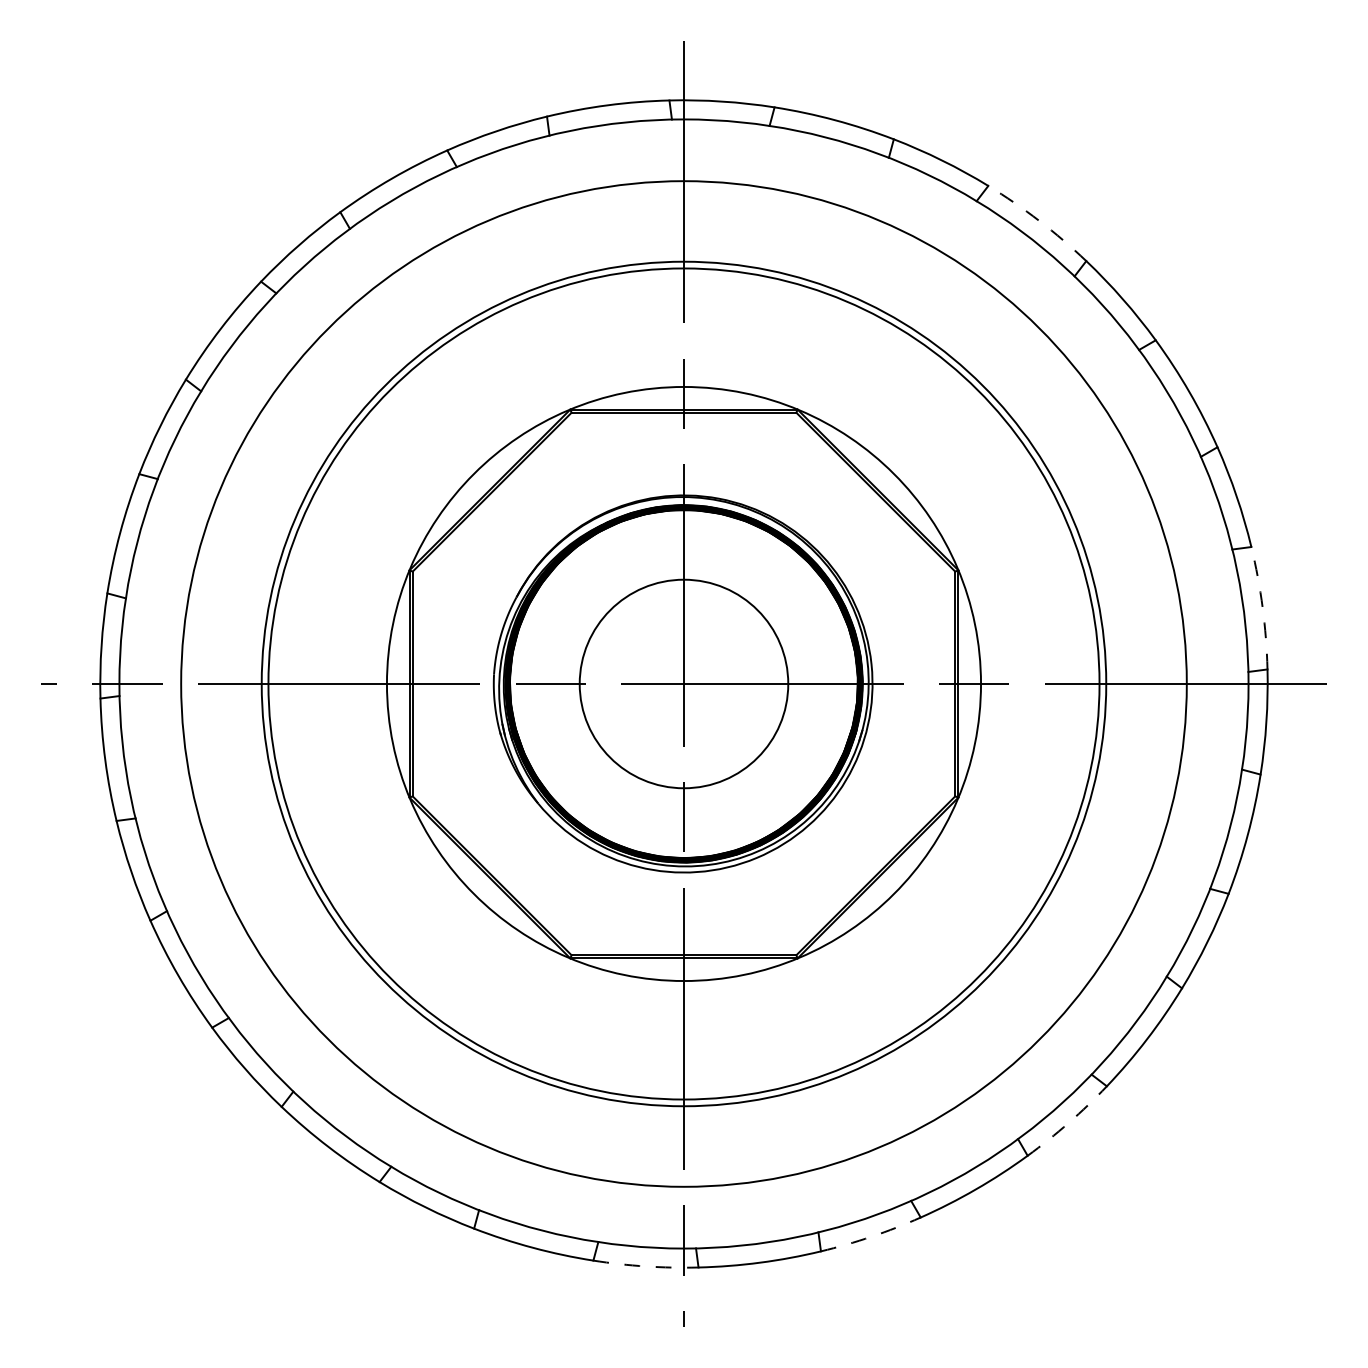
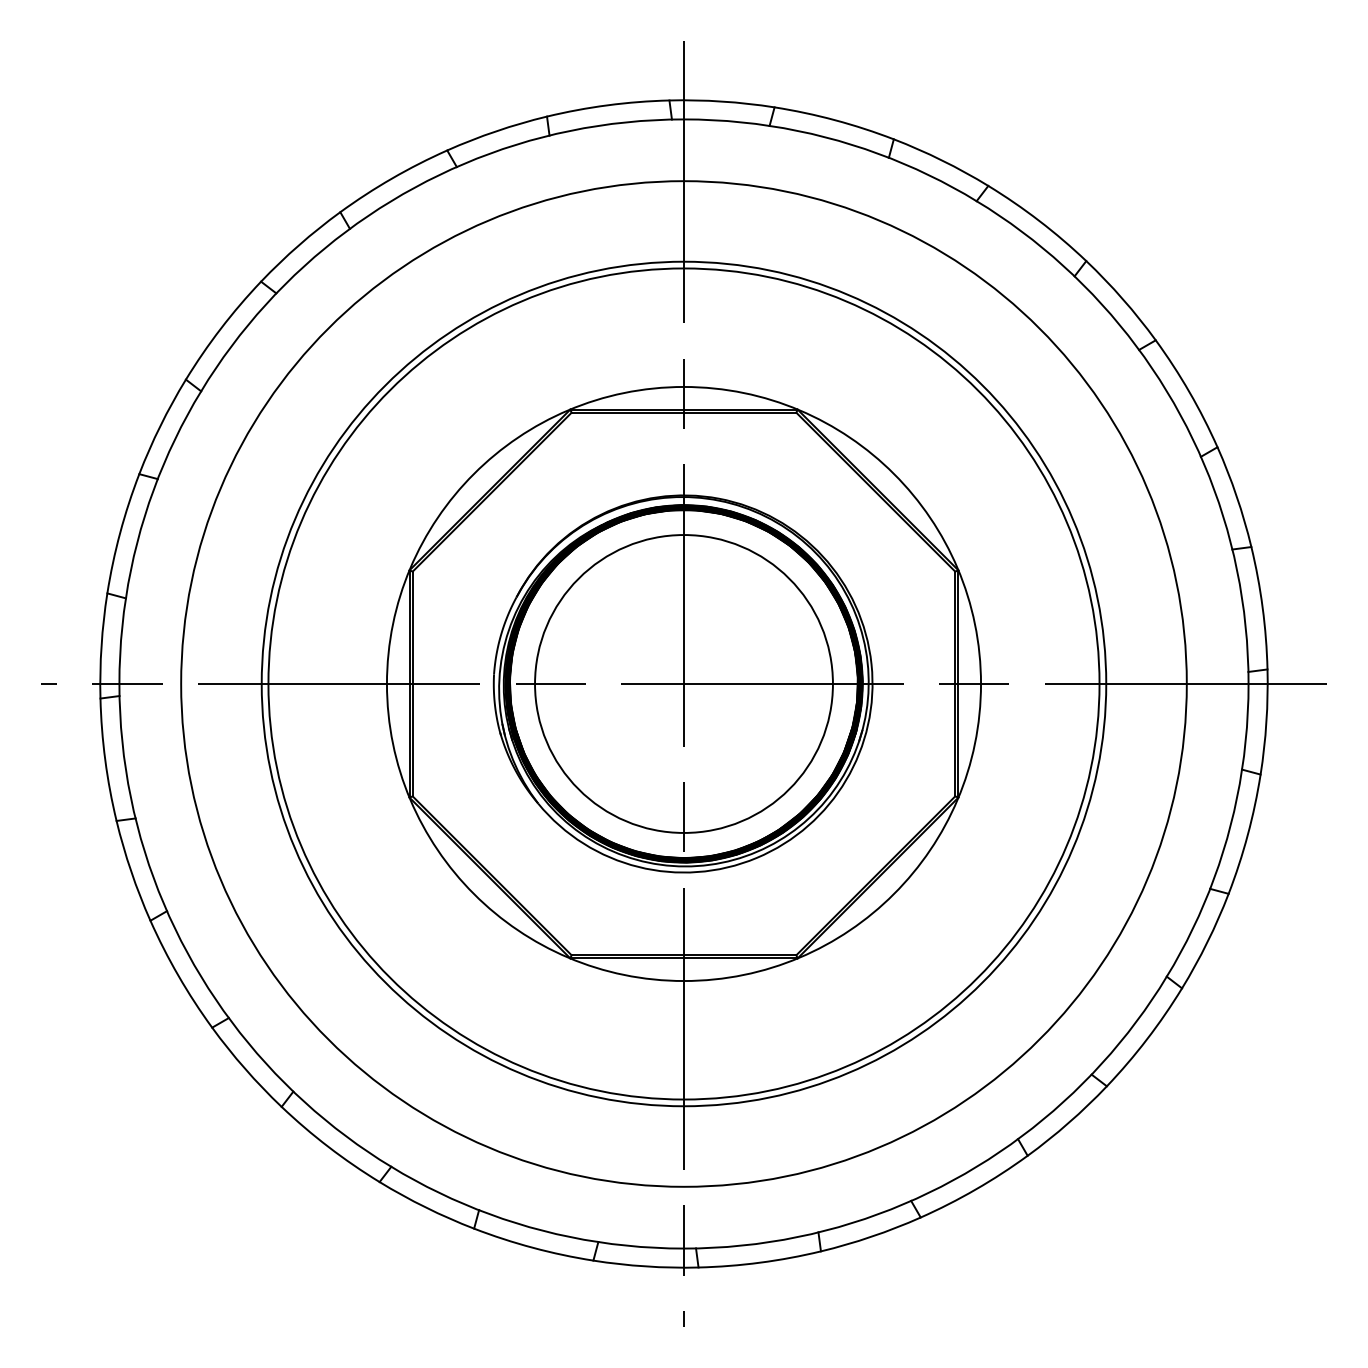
arc: dashed -> solid (1039, 220)
arc: dashed -> solid (1262, 607)
circle diameter: 209 px -> 298 px (683, 683)
arc: dashed -> solid (1068, 1122)
arc: dashed -> solid (871, 1236)
arc: dashed -> solid (645, 1266)
